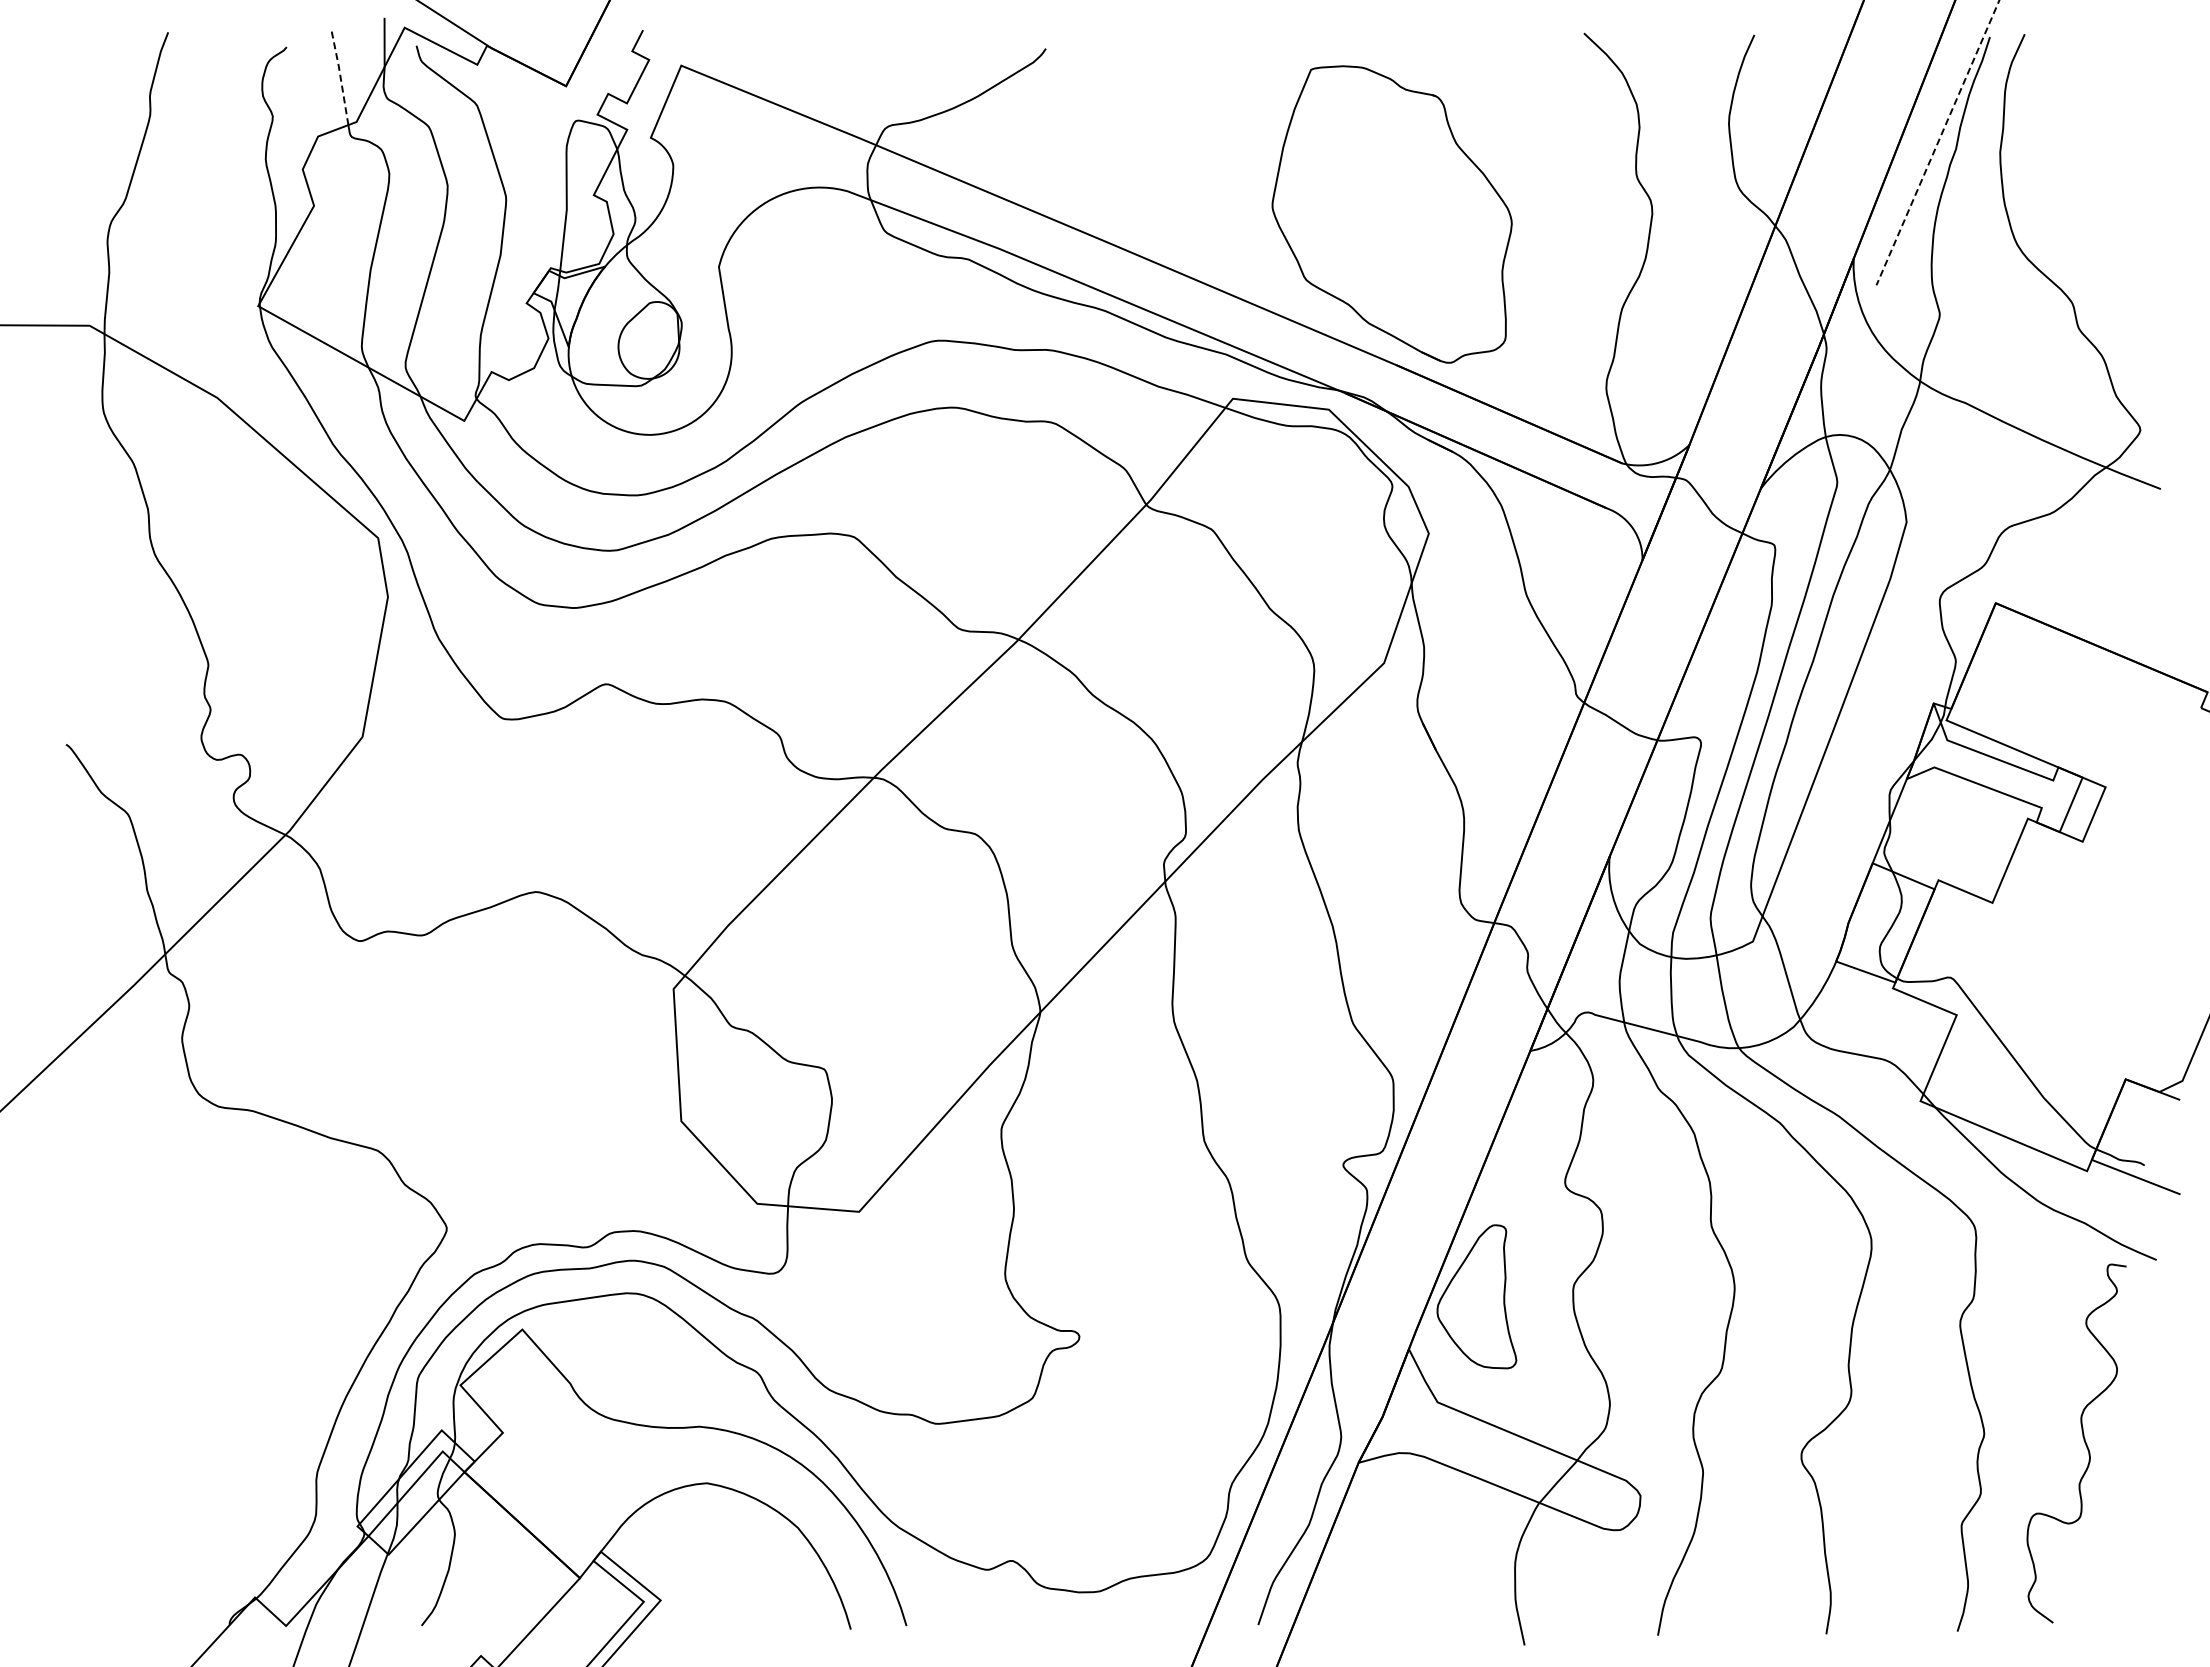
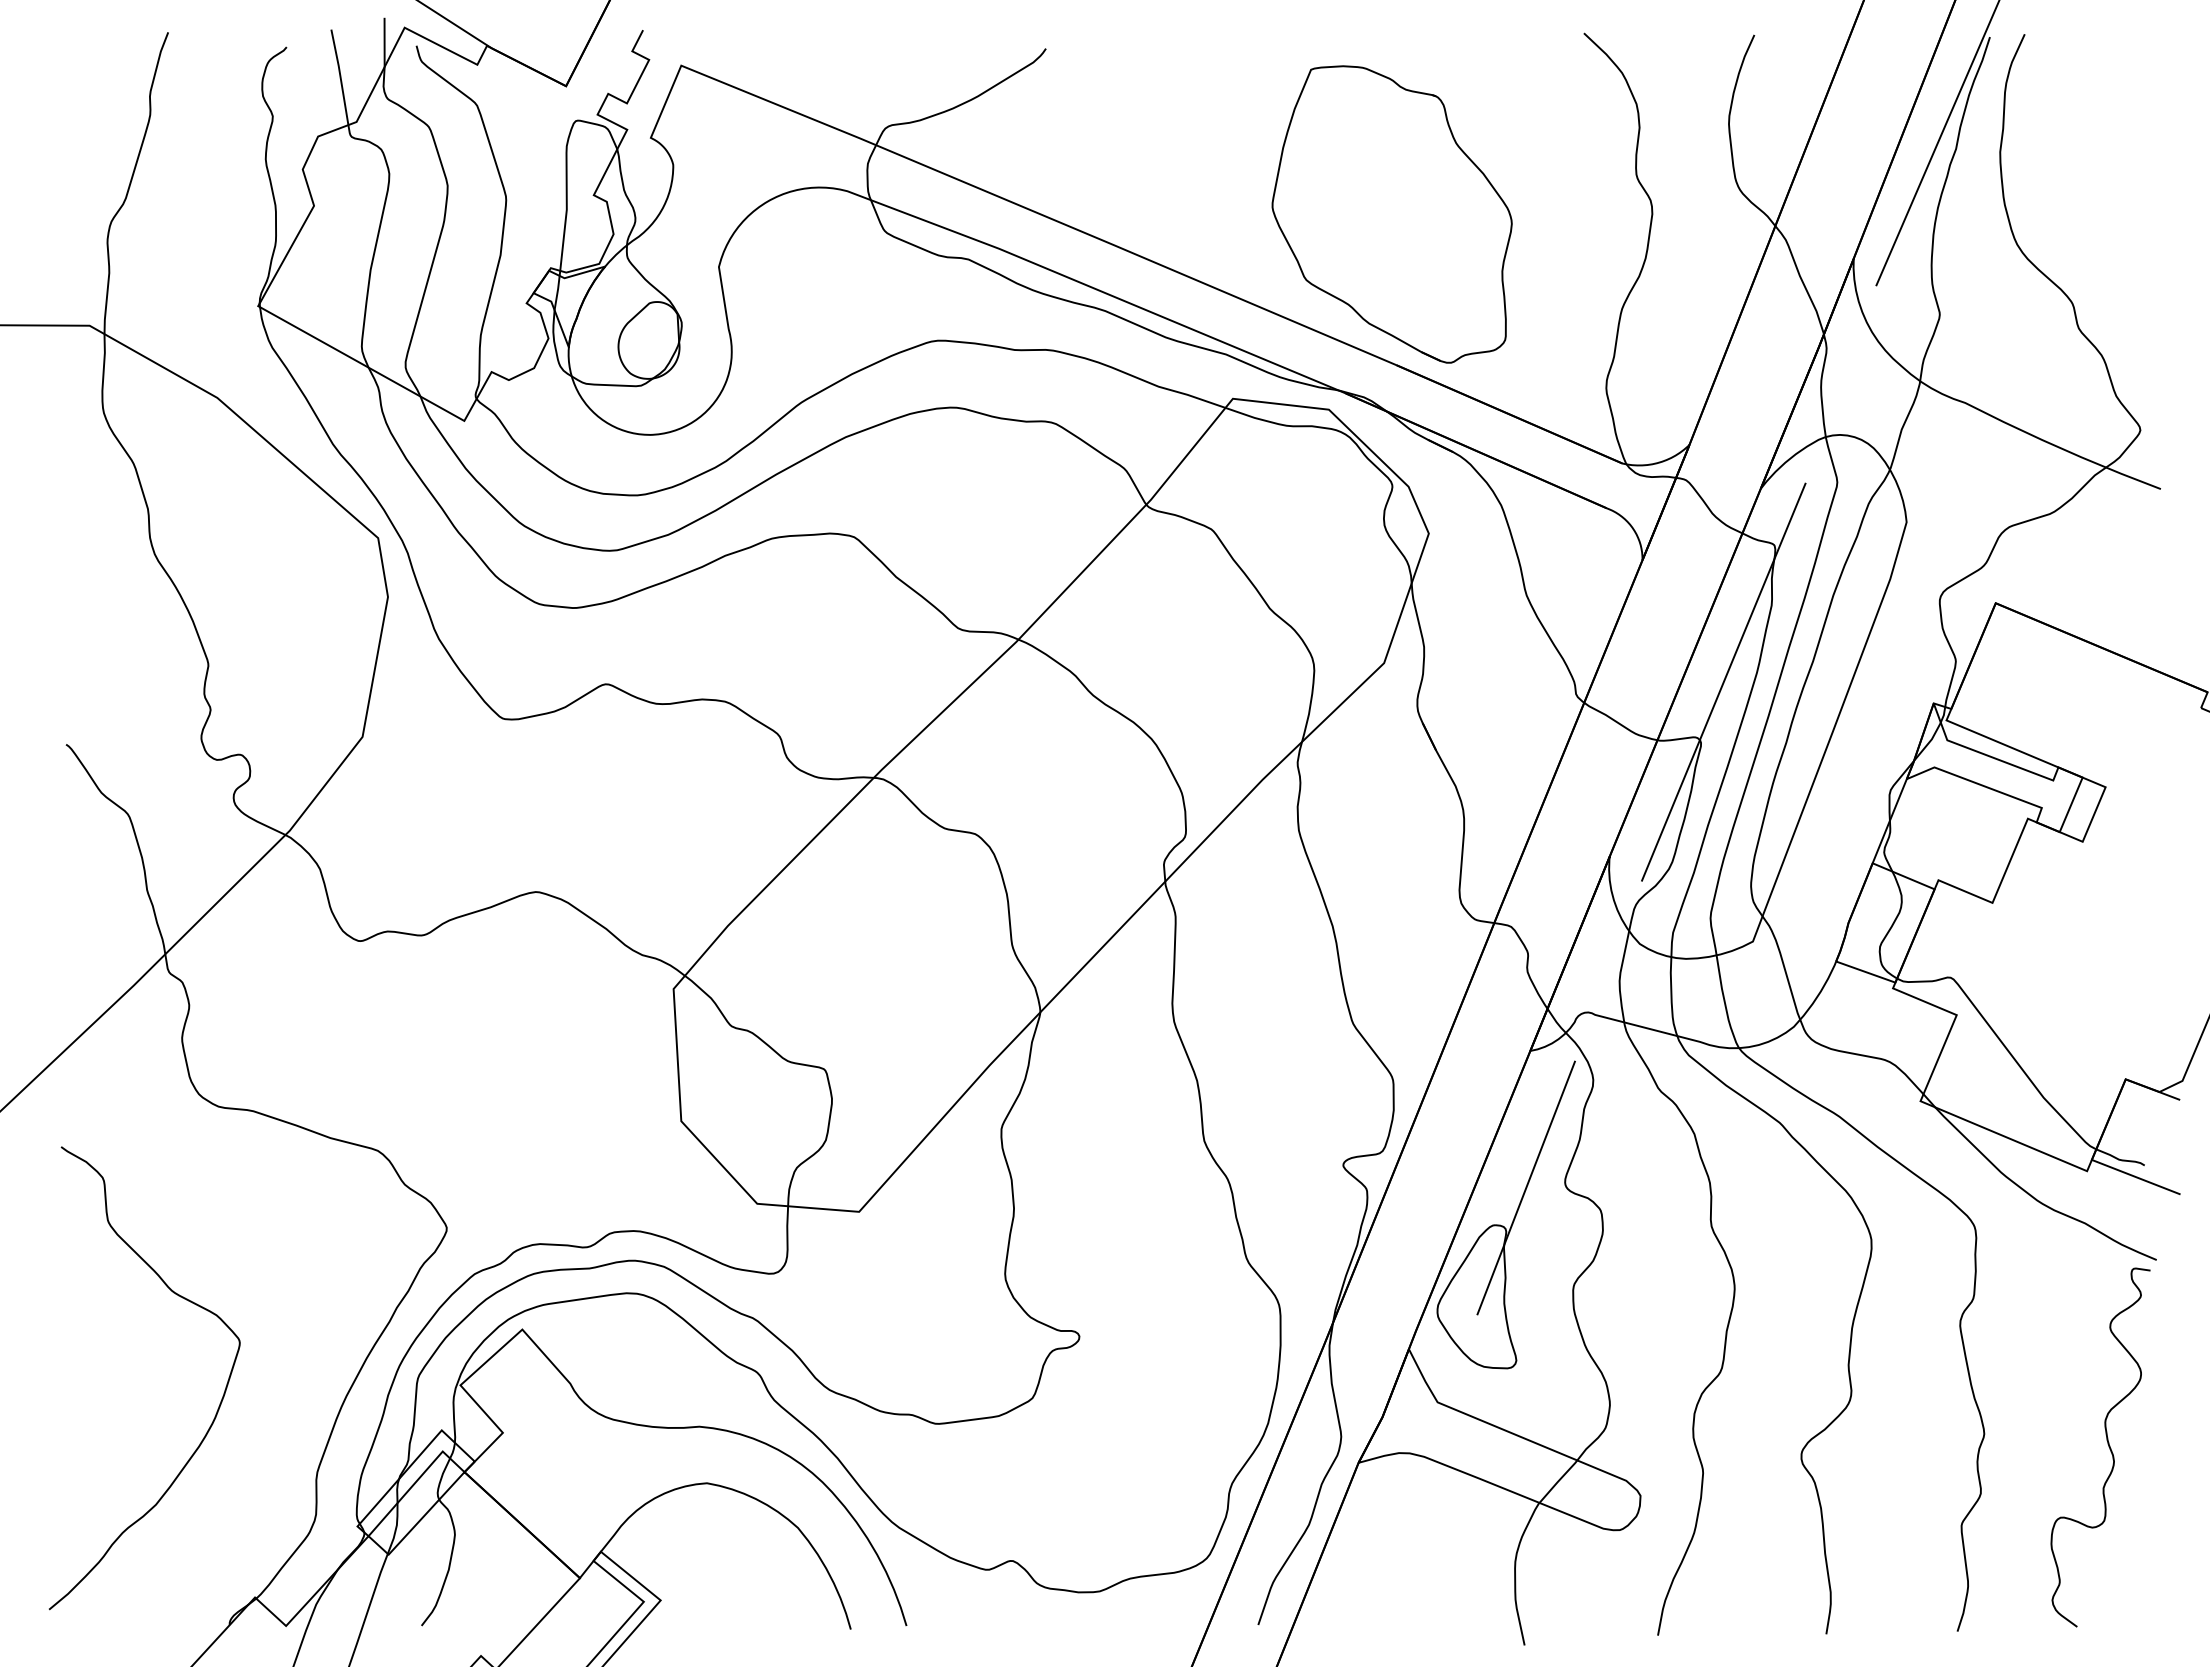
line: dashed -> solid (340, 75)
line: dashed -> solid (1937, 143)
line: none -> present (1723, 681)
line: none -> present (1525, 1187)
curve: none -> present (217, 1408)
curve position: (2083, 1440) -> (2107, 1444) (2107, 1444)
